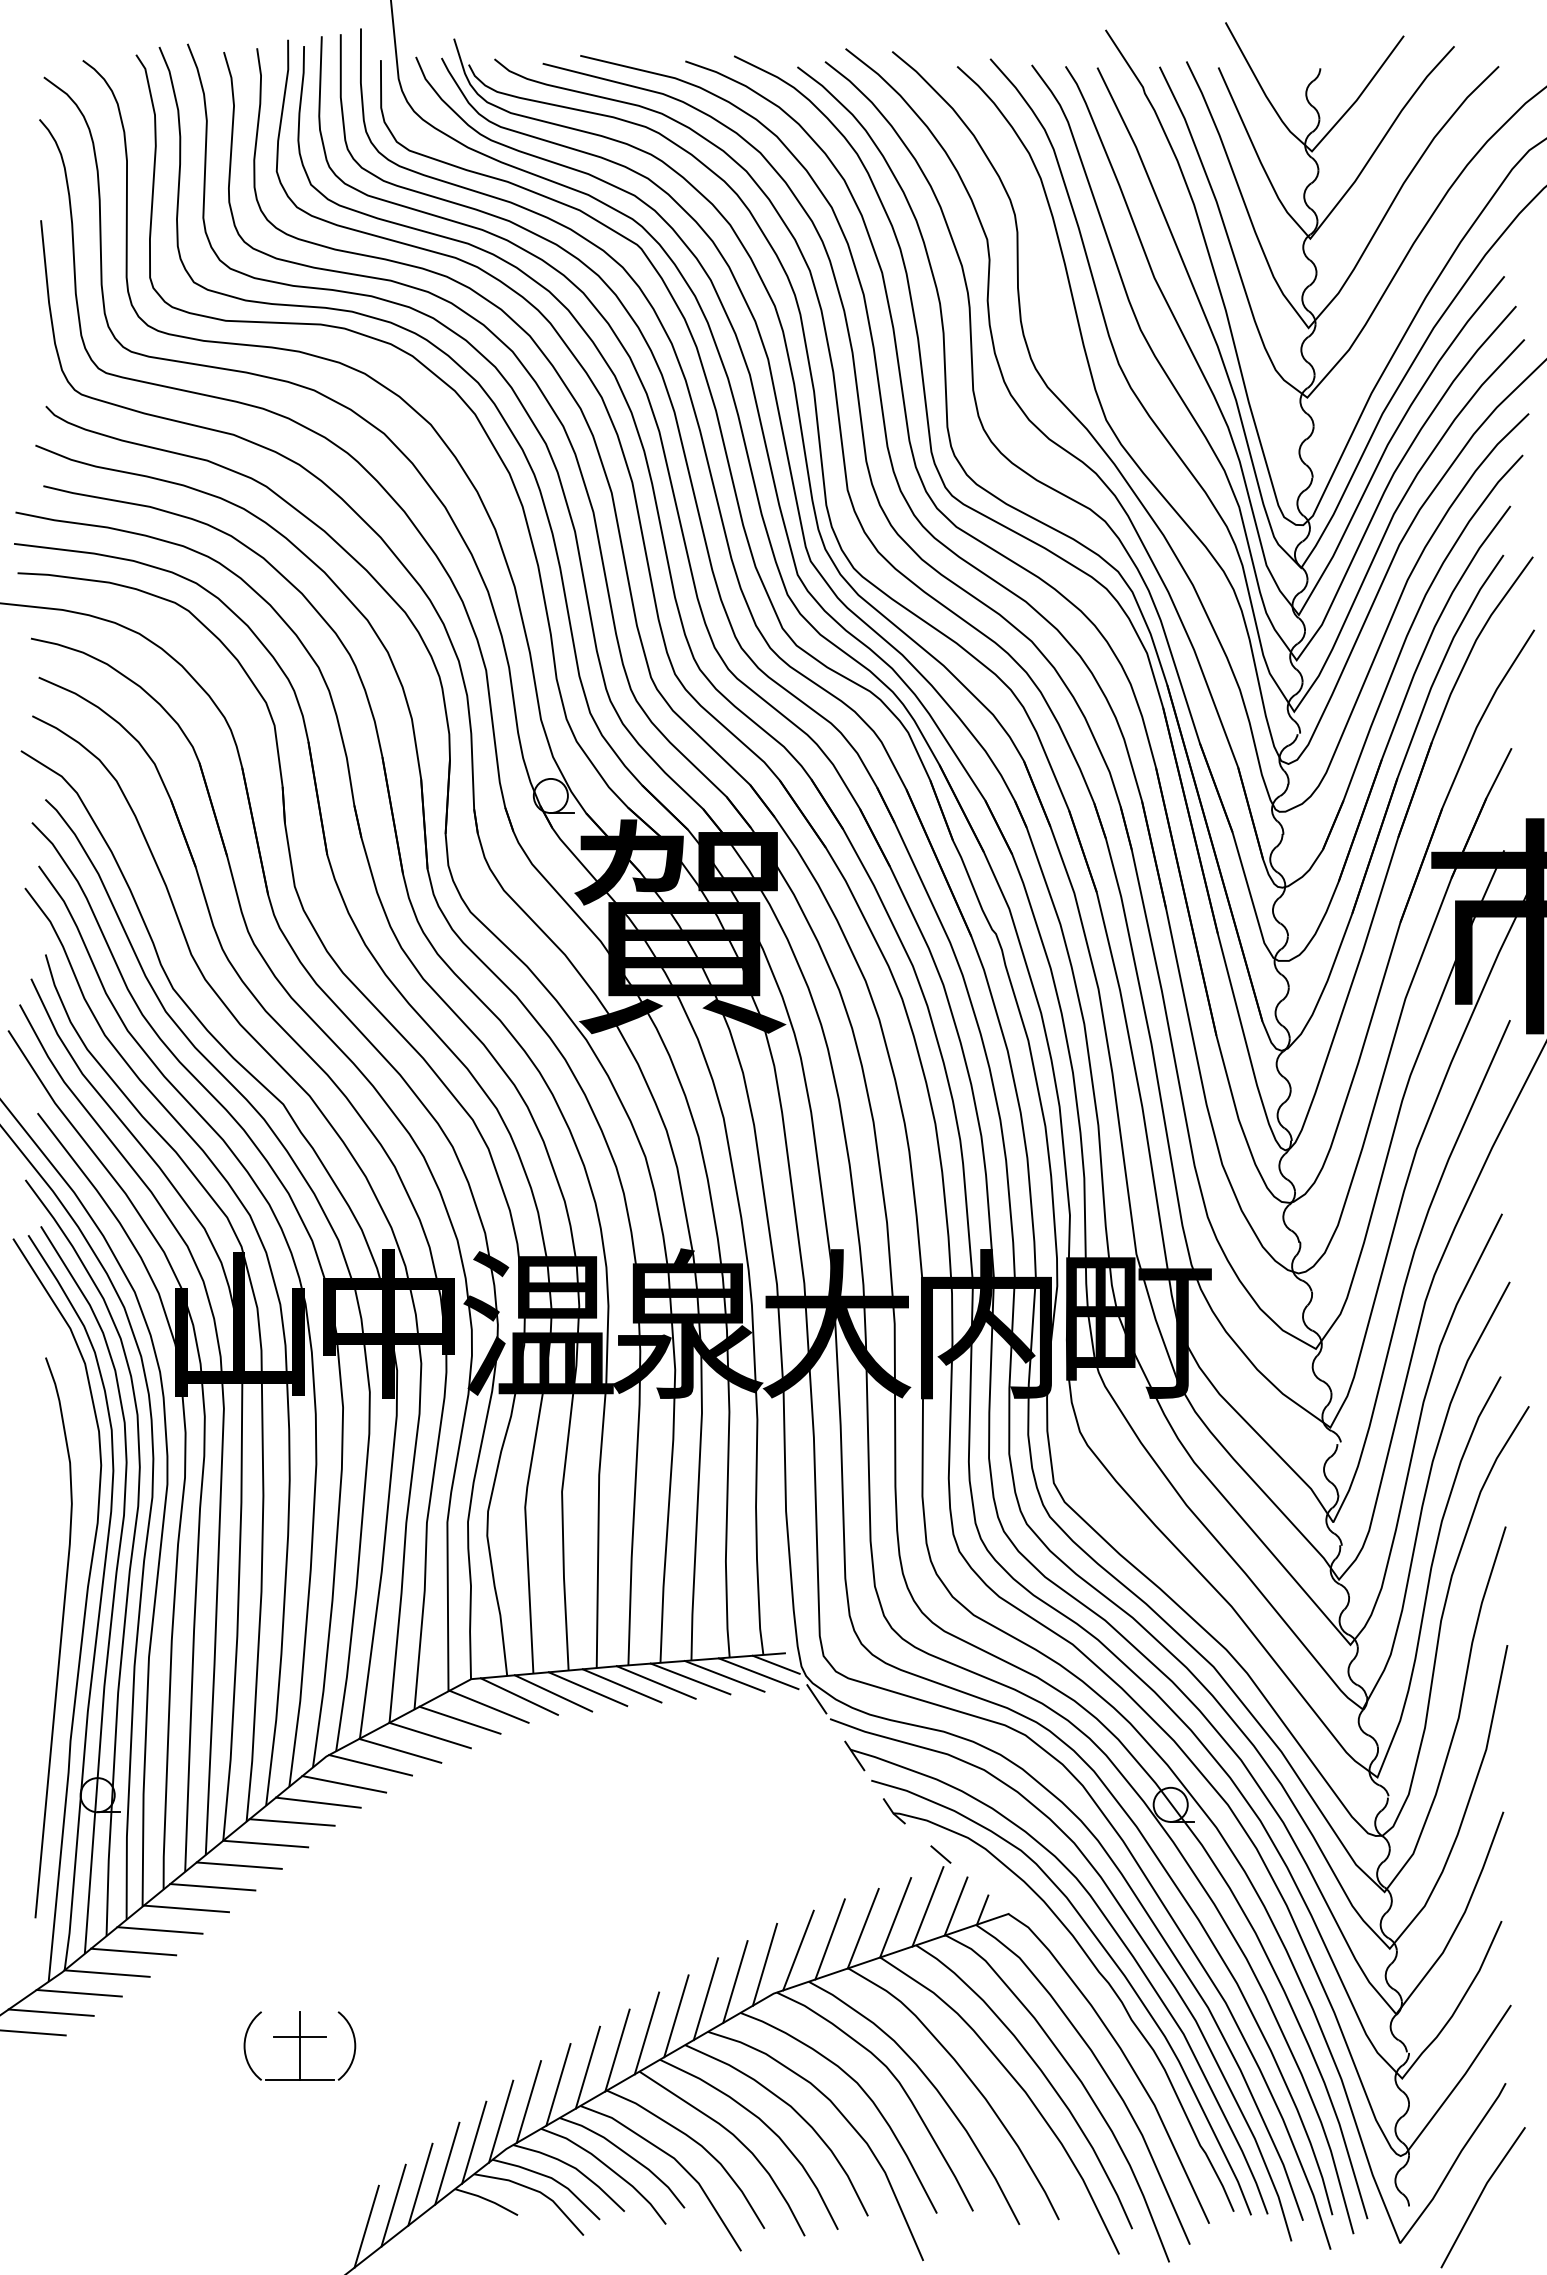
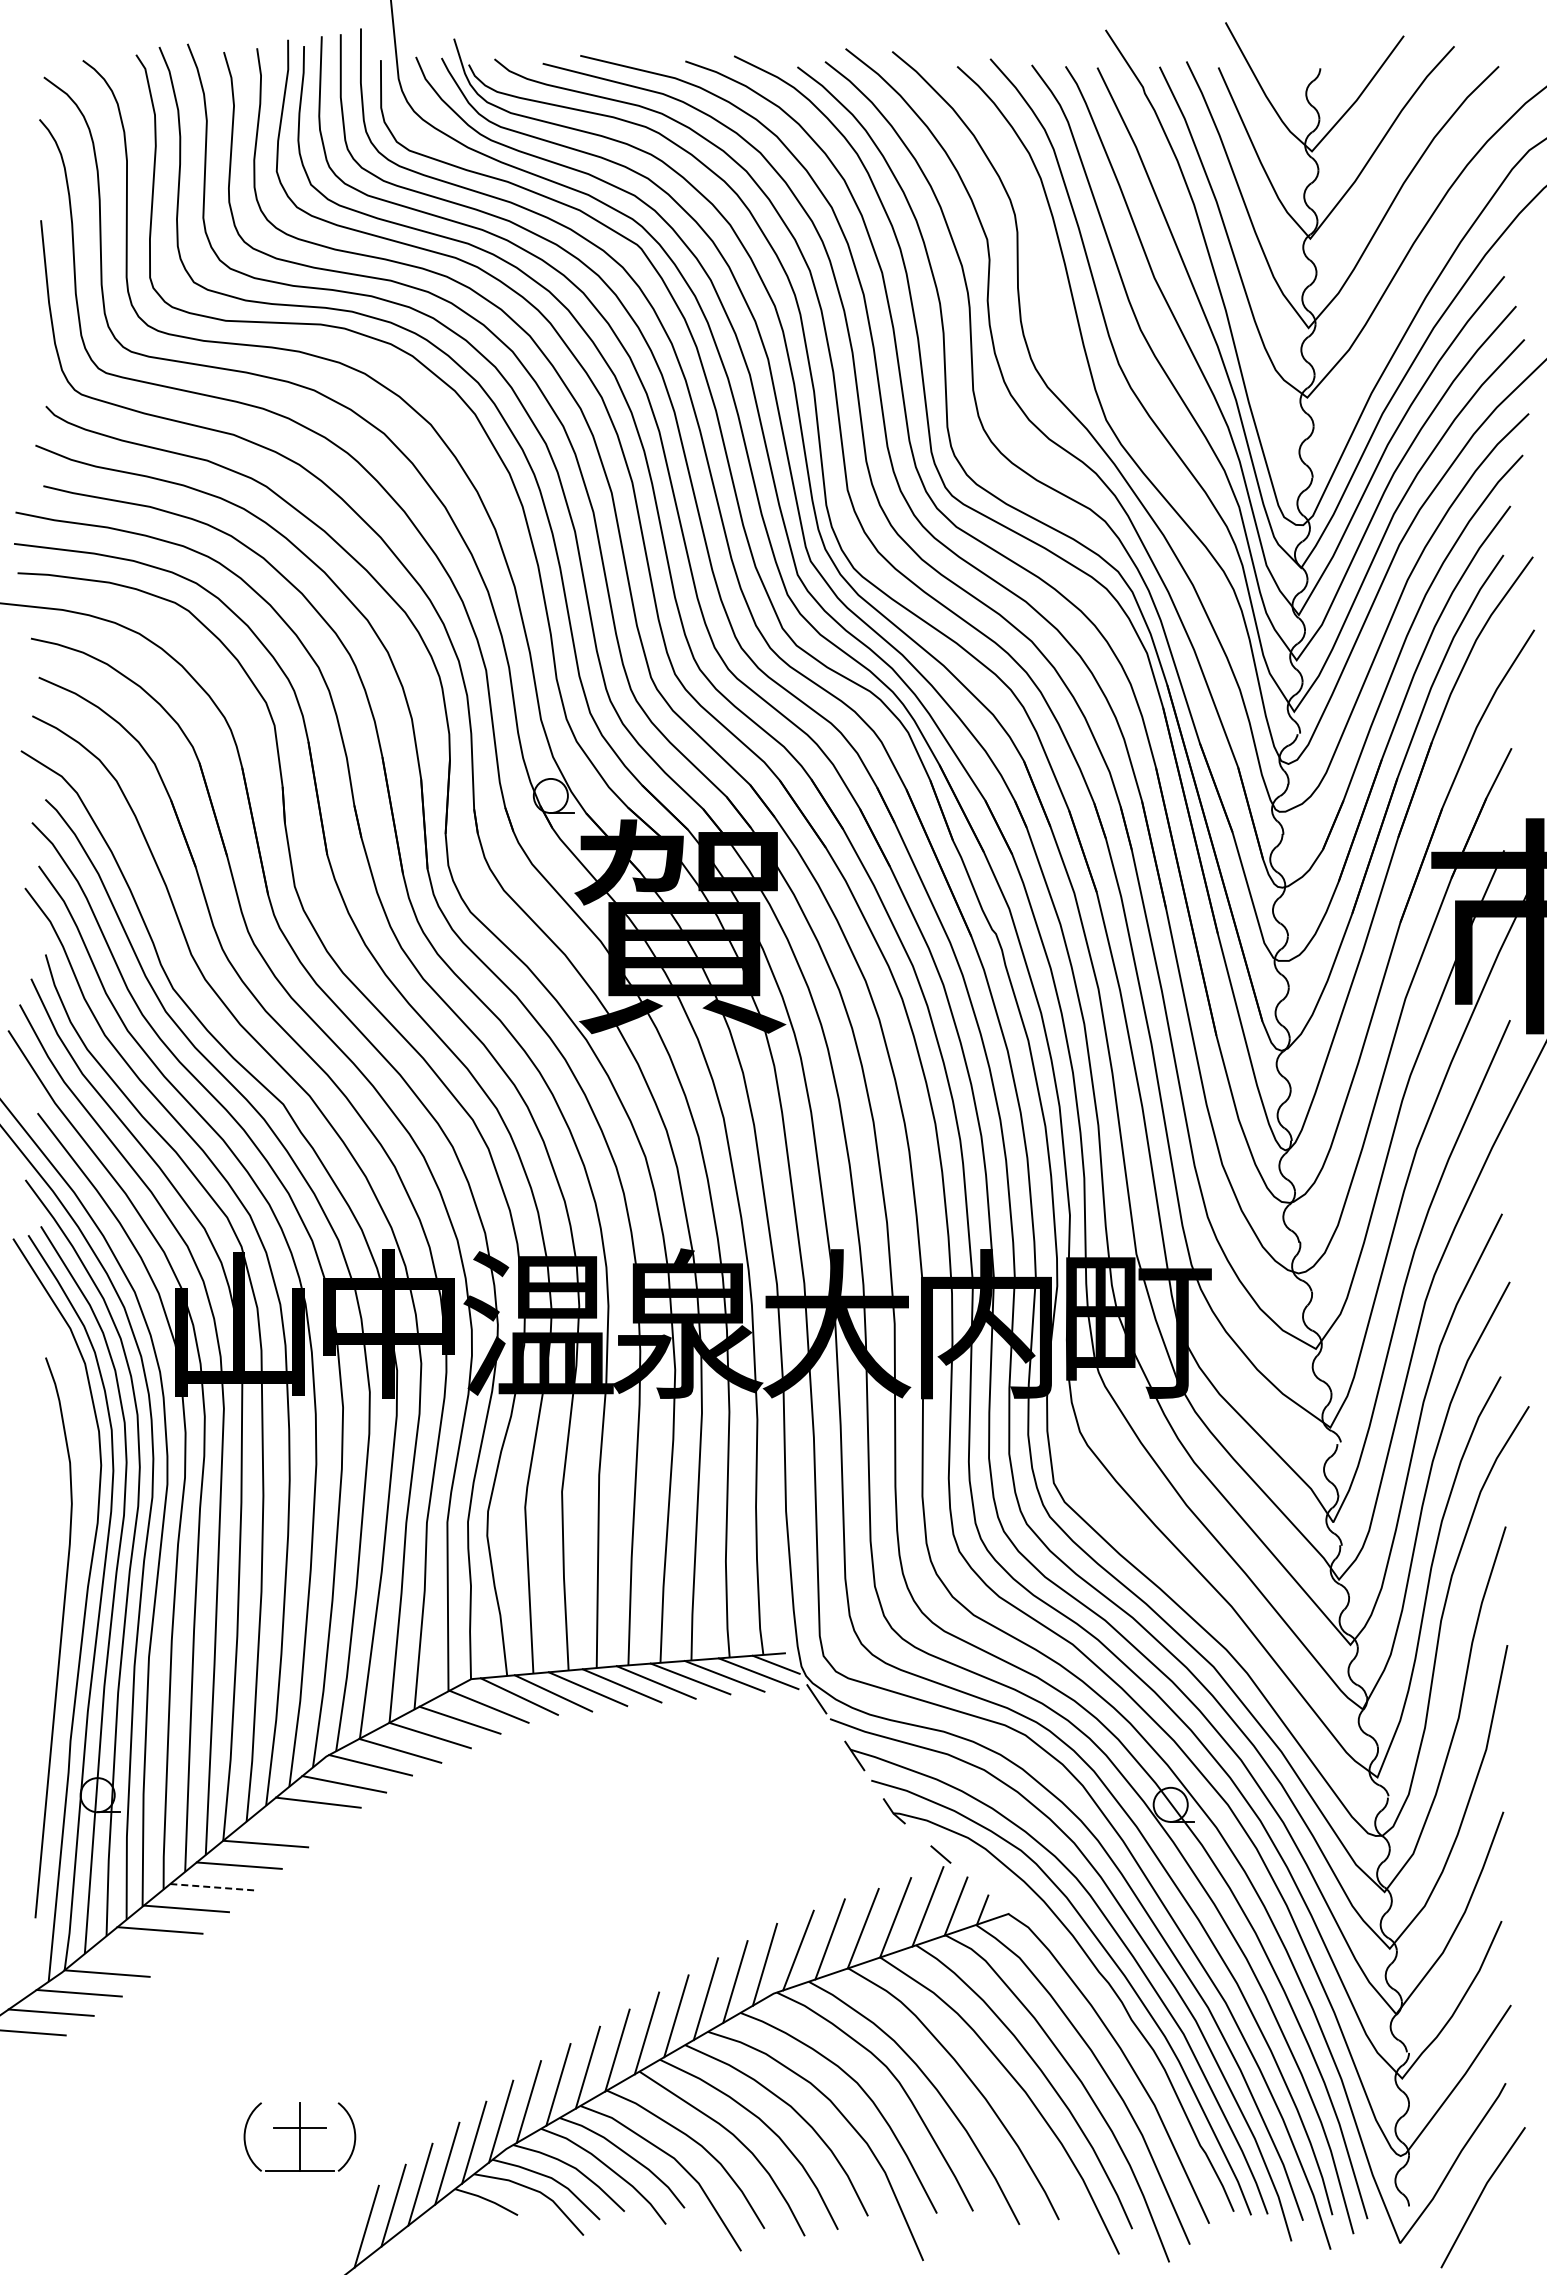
line: present -> none (291, 1822)
line: solid -> dashed (212, 1887)
line: present -> none (133, 1951)
part position: (299, 2045) -> (299, 2136) (299, 2136)
